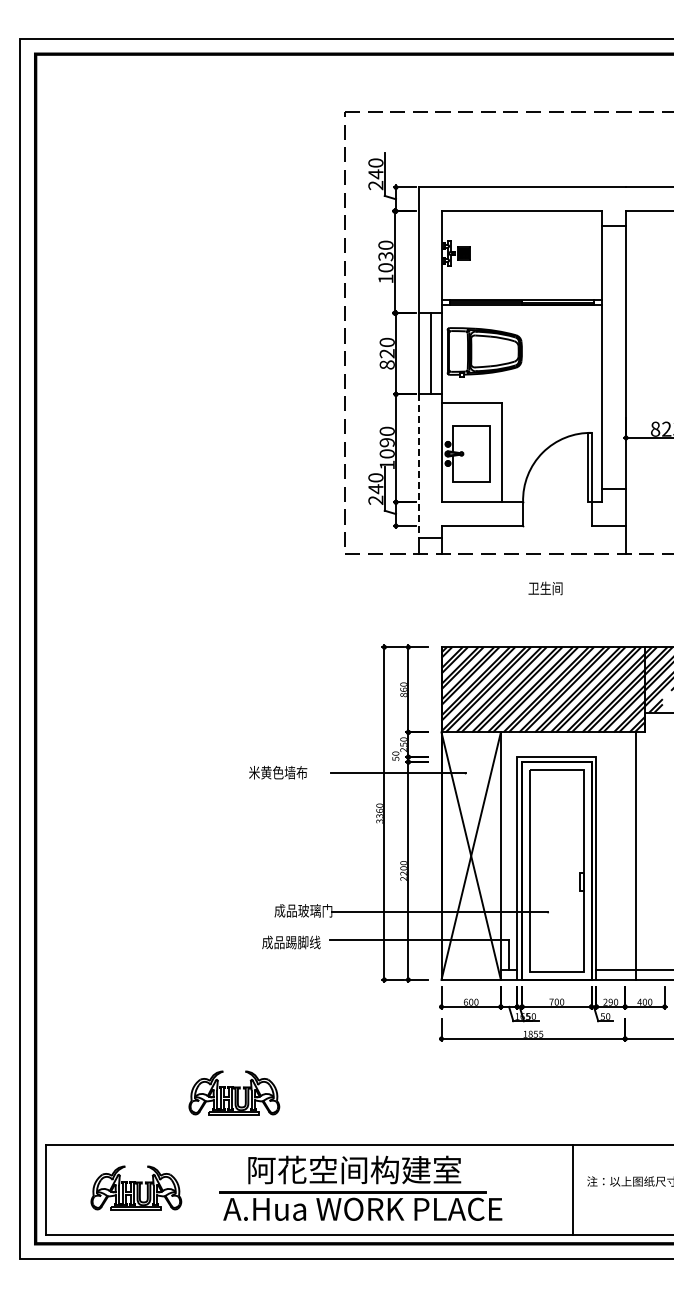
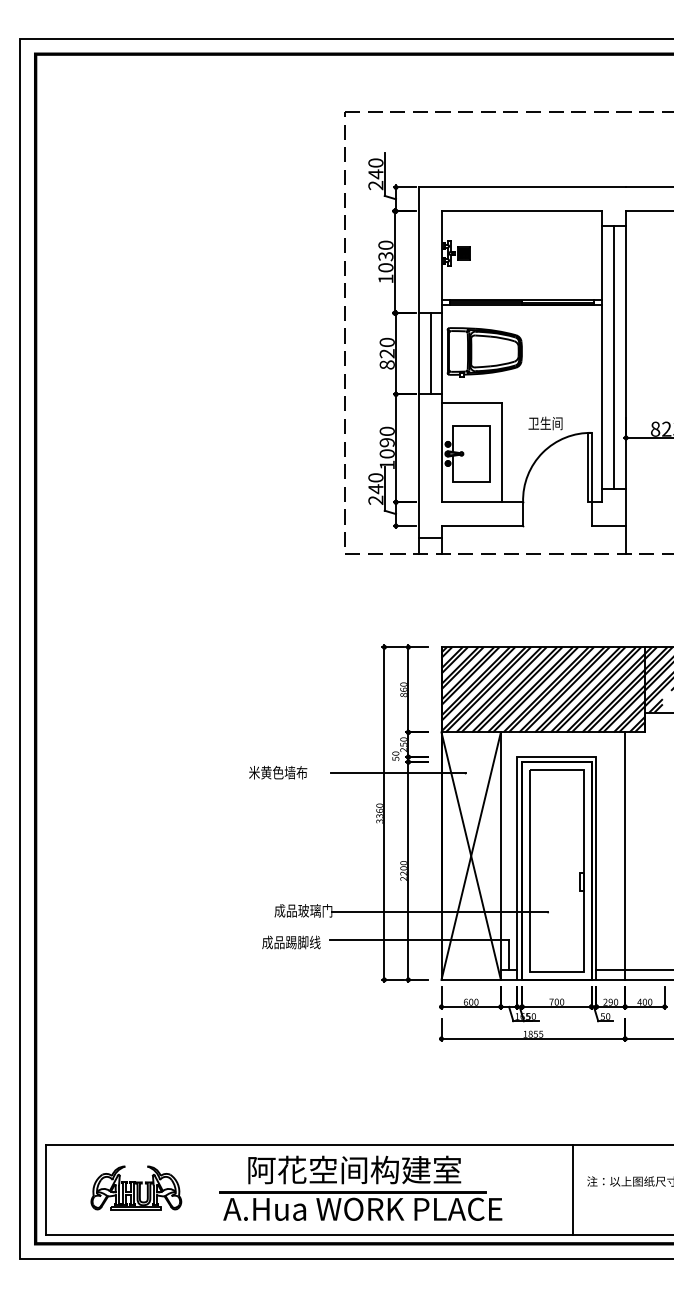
line: none -> present (614, 357)
line: dashed -> solid (418, 466)
text position: (545, 588) -> (545, 423) (545, 423)
line position: (636, 855) -> (625, 855) (625, 855)
part: present -> none (234, 1092)
